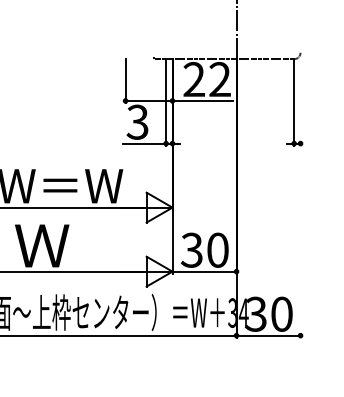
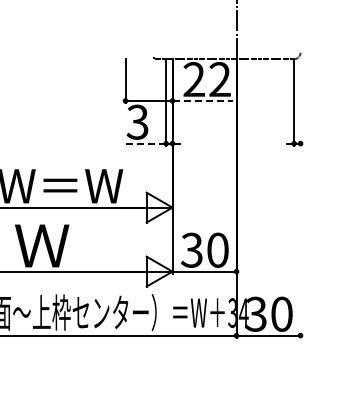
line: solid -> dashed (203, 100)
line: solid -> dashed (144, 143)
